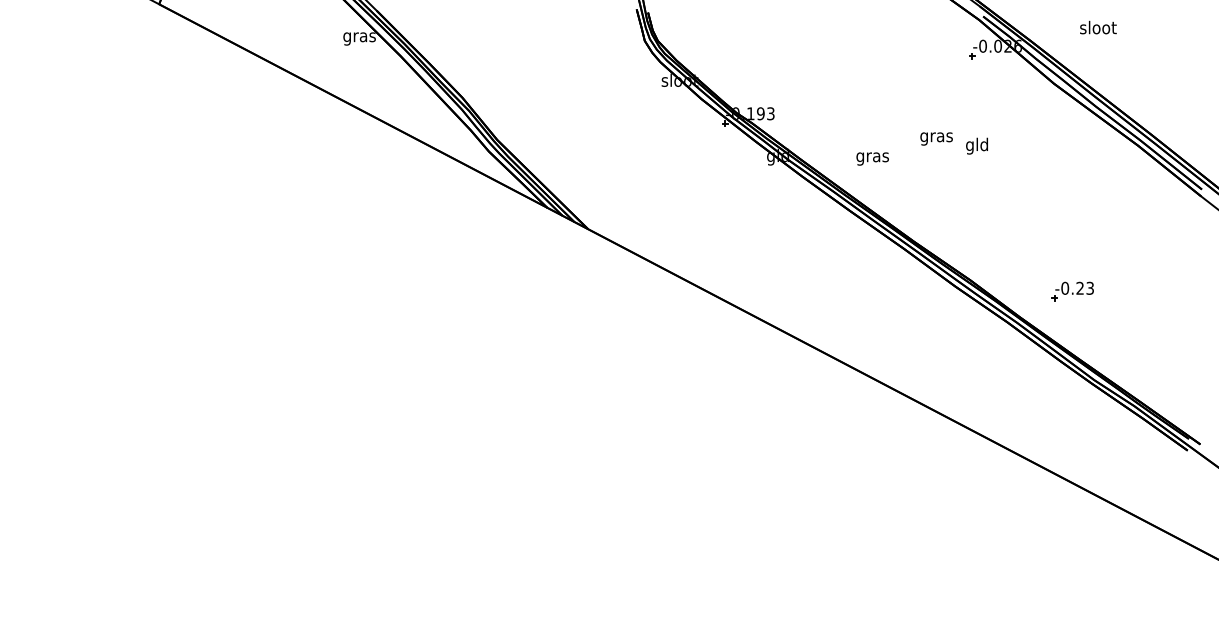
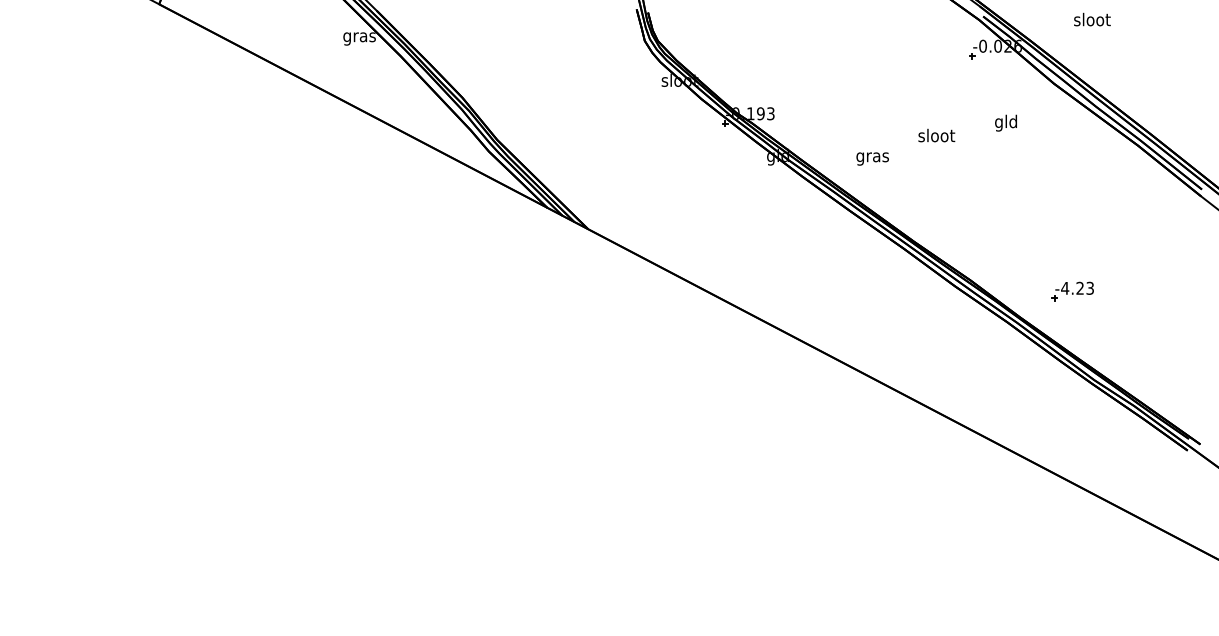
text position: (1098, 27) -> (1092, 19) (1092, 19)
text: gras -> sloot (936, 136)
text position: (976, 145) -> (1005, 122) (1005, 122)
text: -0.23 -> -4.23 (1065, 287)
